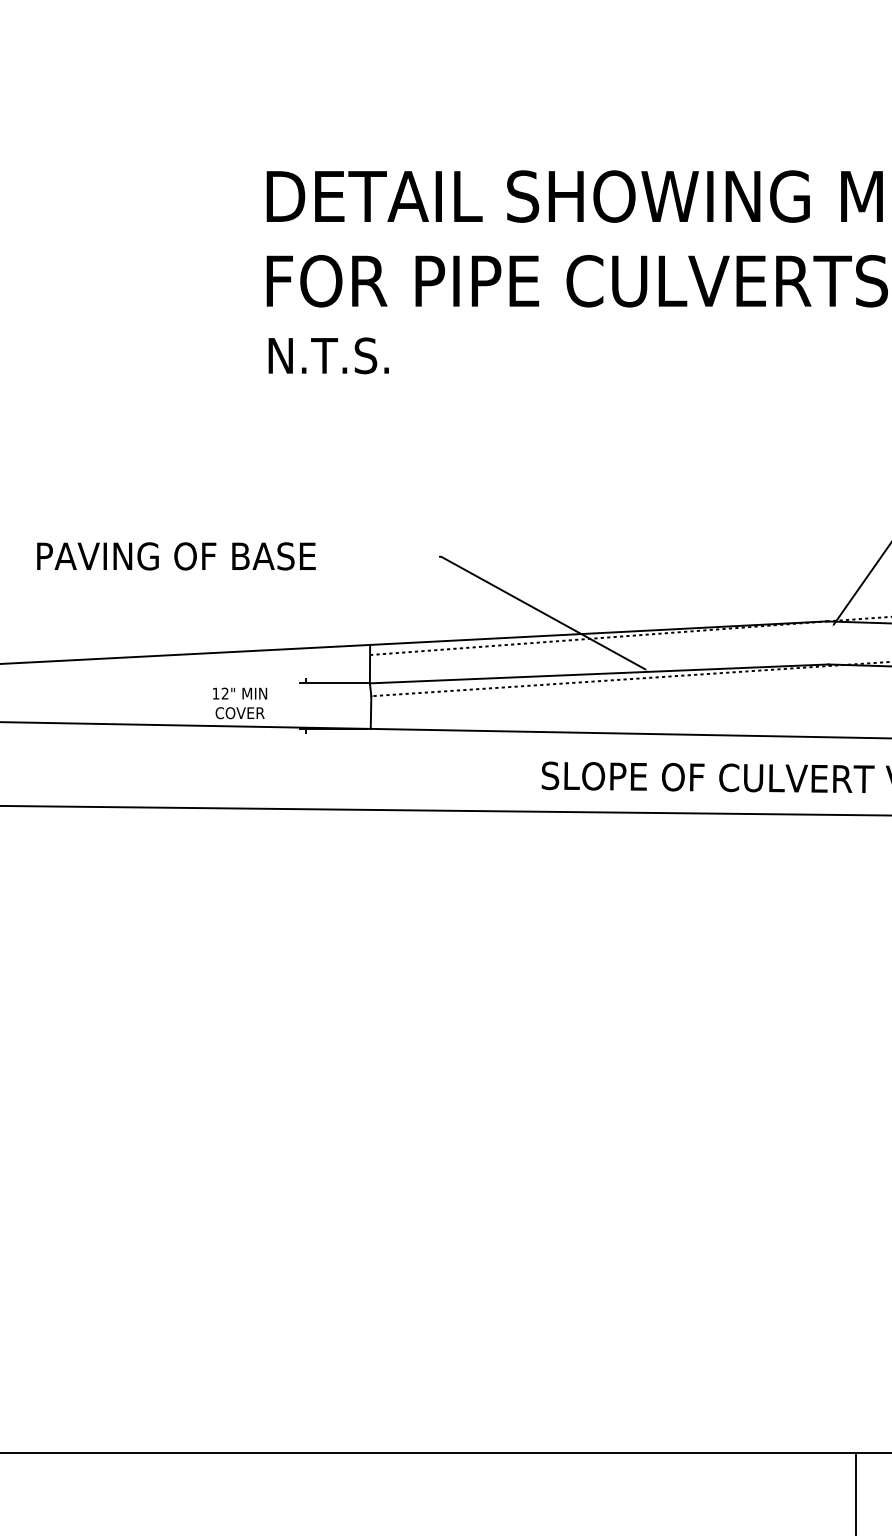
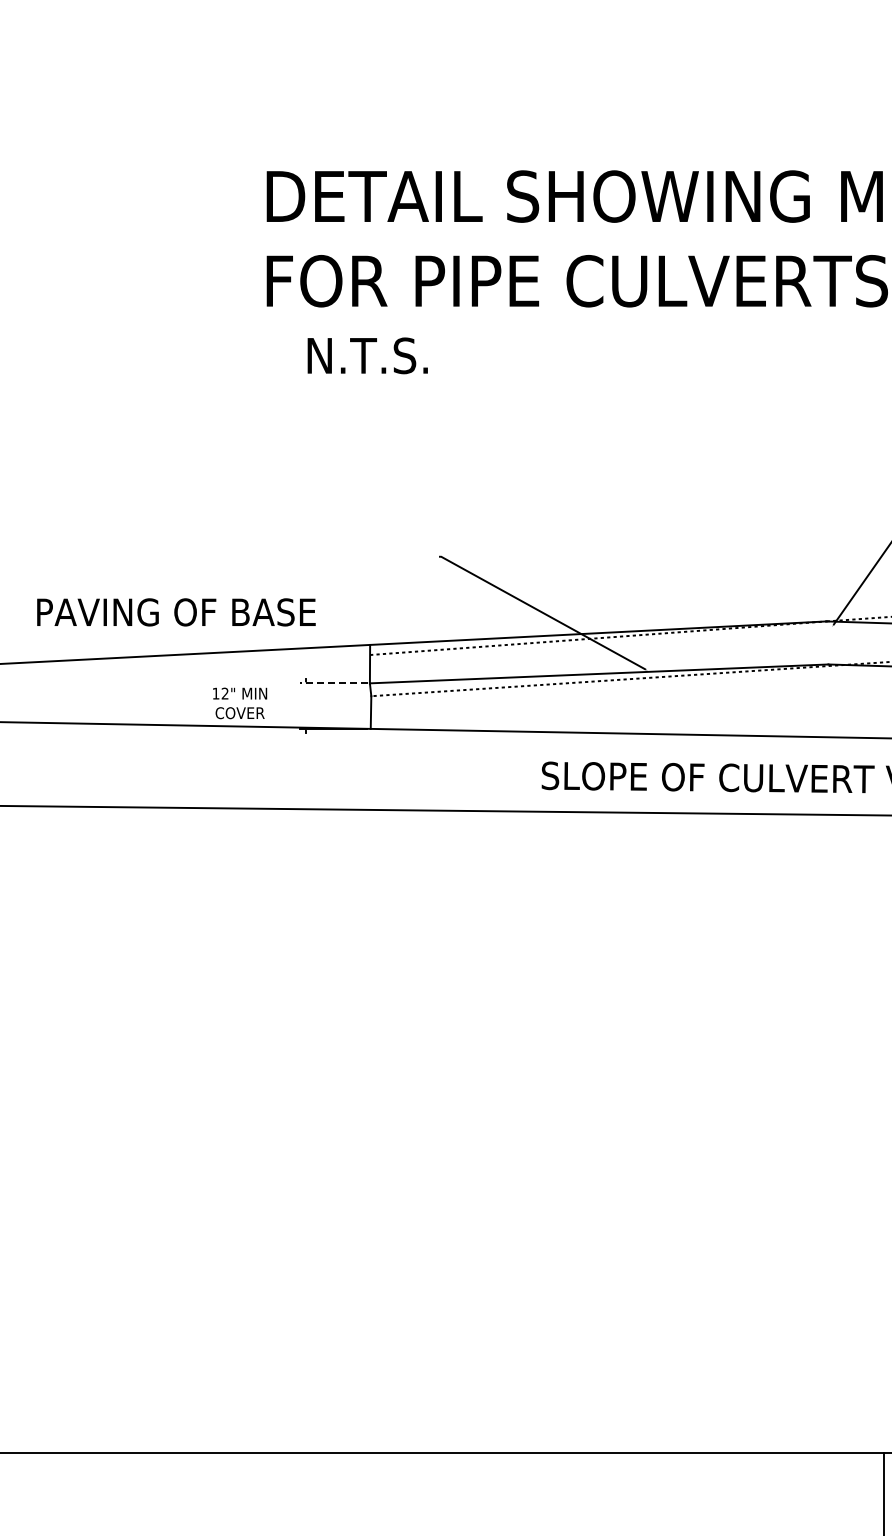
text position: (328, 355) -> (367, 355) (367, 355)
text position: (176, 556) -> (176, 612) (176, 612)
line: solid -> dashed (333, 683)
line position: (855, 1492) -> (883, 1492) (883, 1492)
